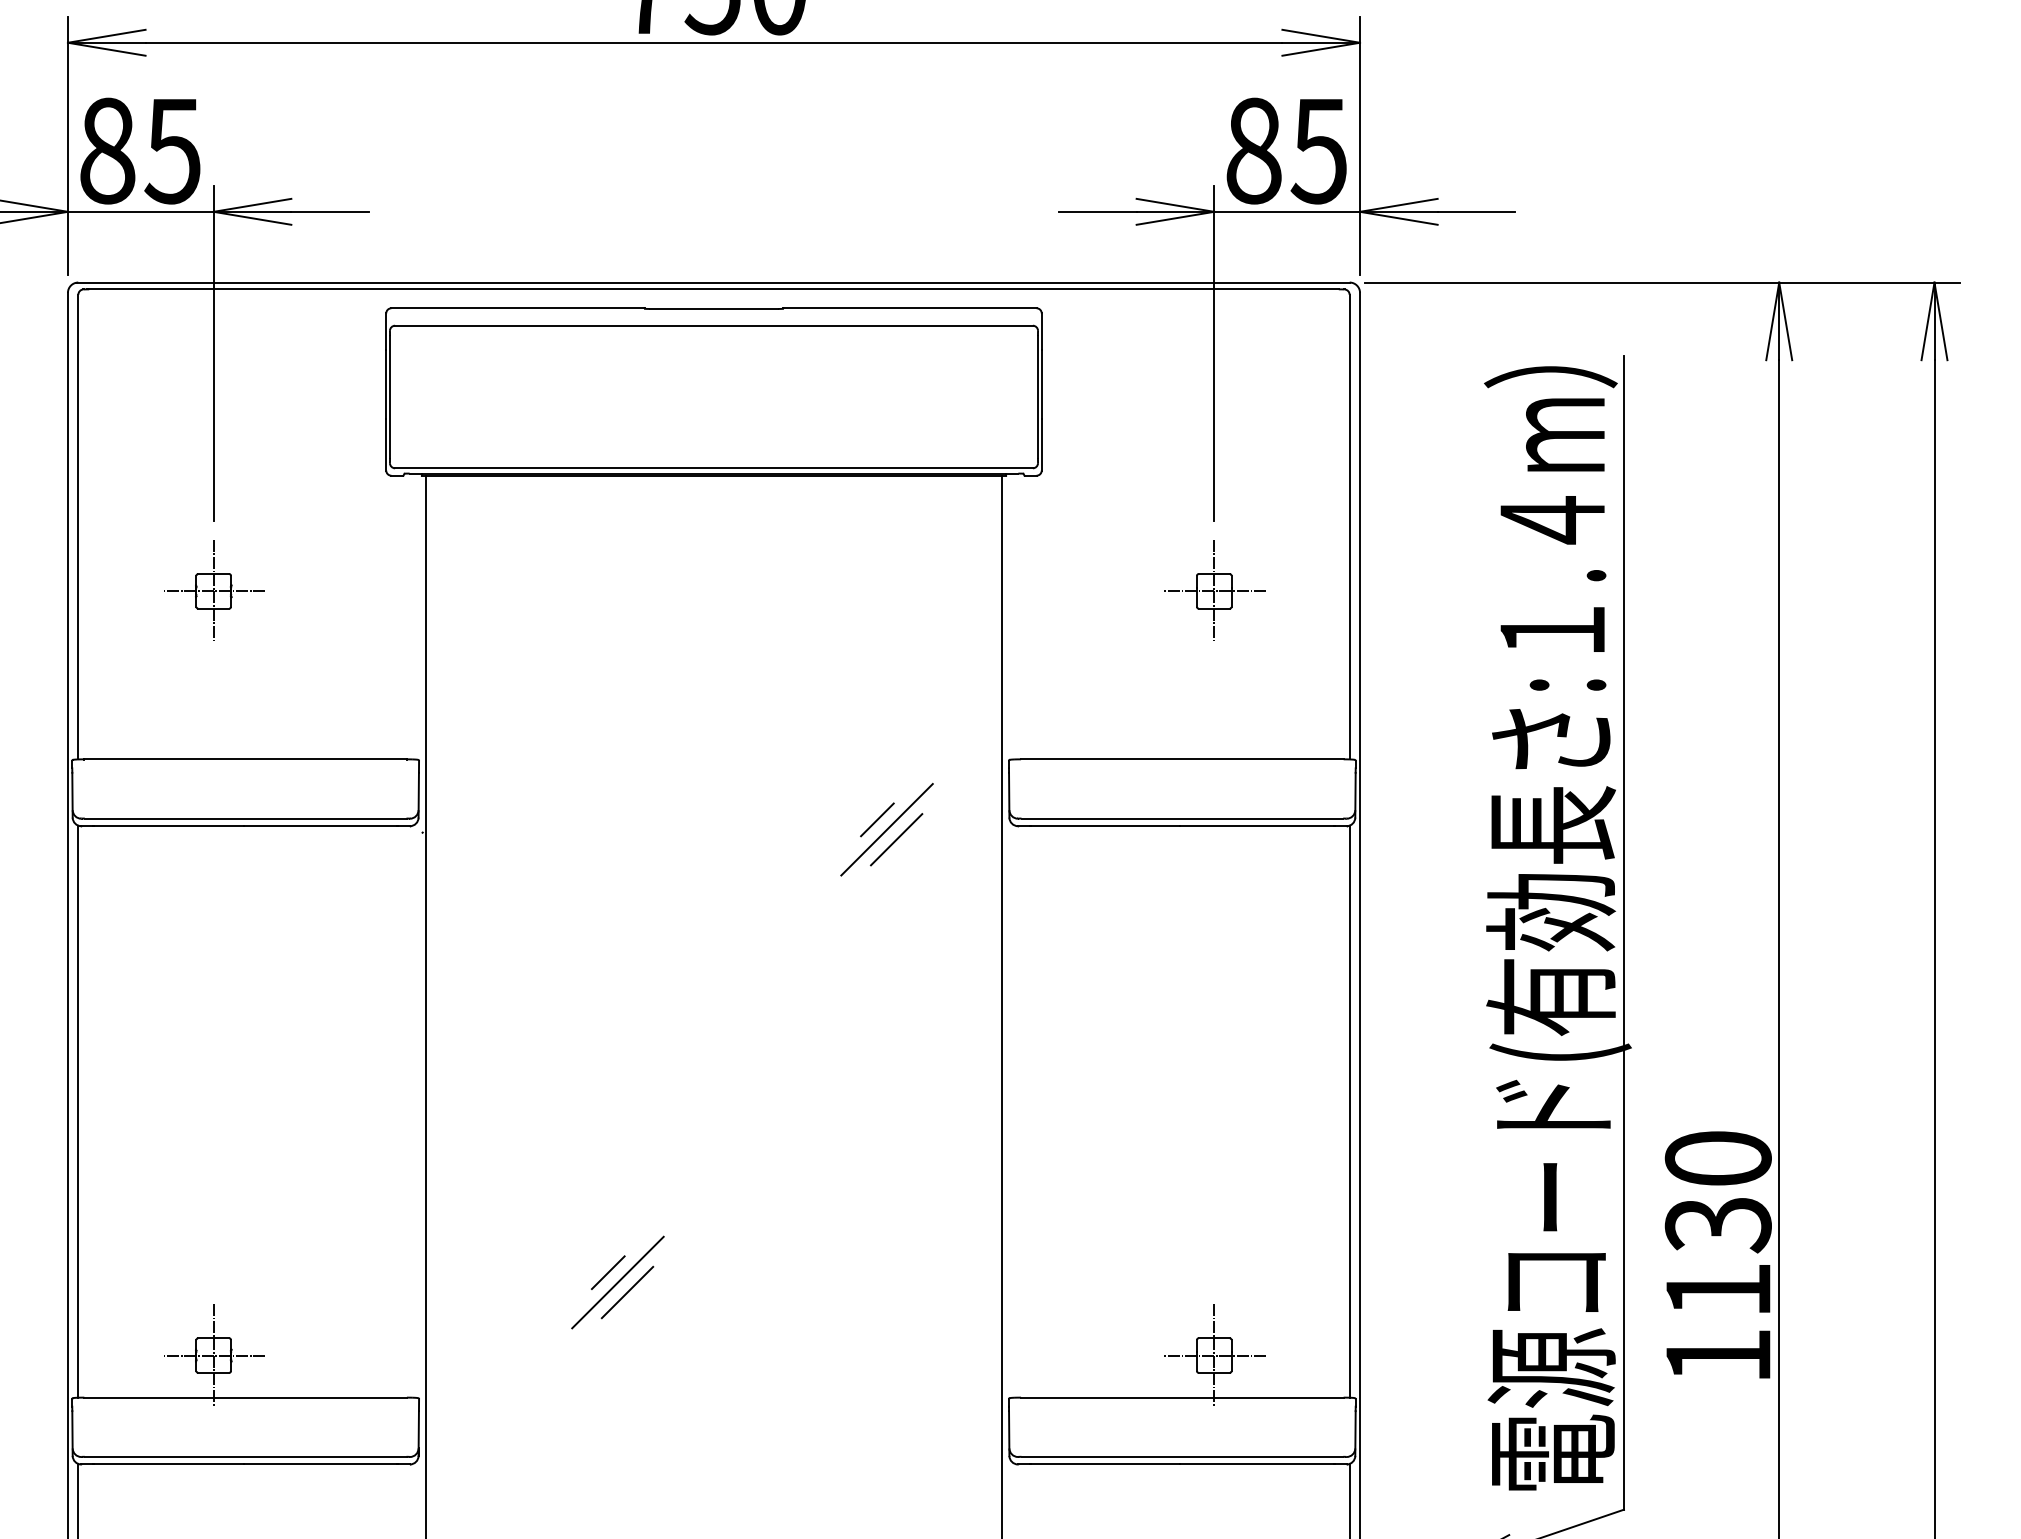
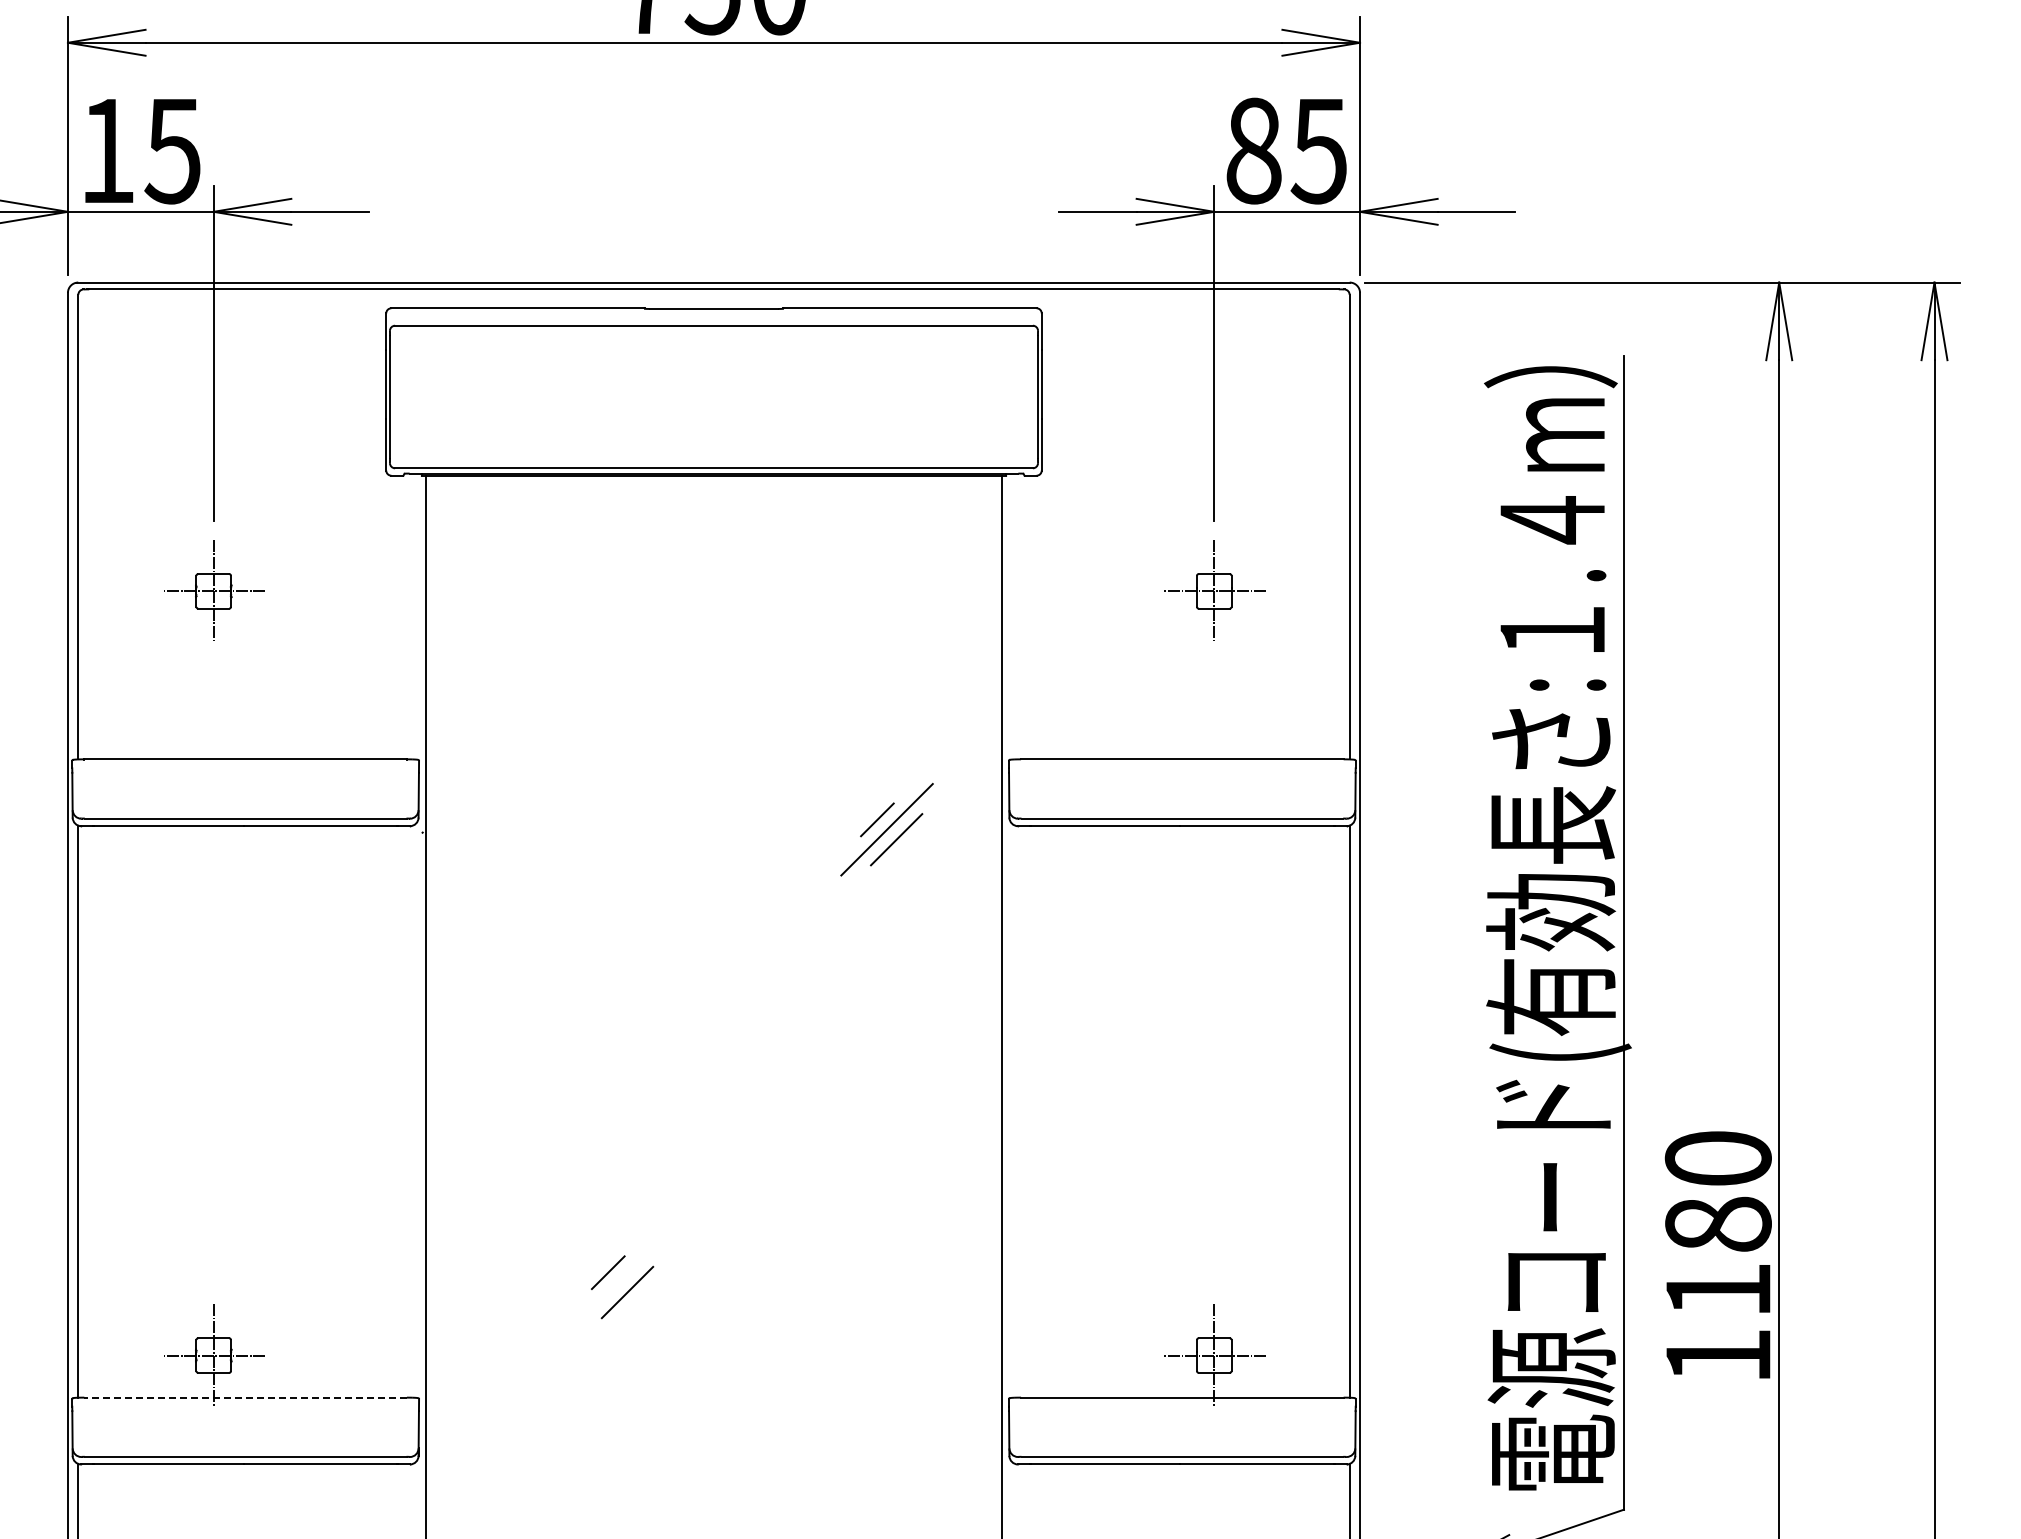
text: 85 -> 15 (107, 150)
text: 1130 -> 1180 (1717, 1224)
line: present -> none (617, 1282)
line: solid -> dashed (245, 1397)
